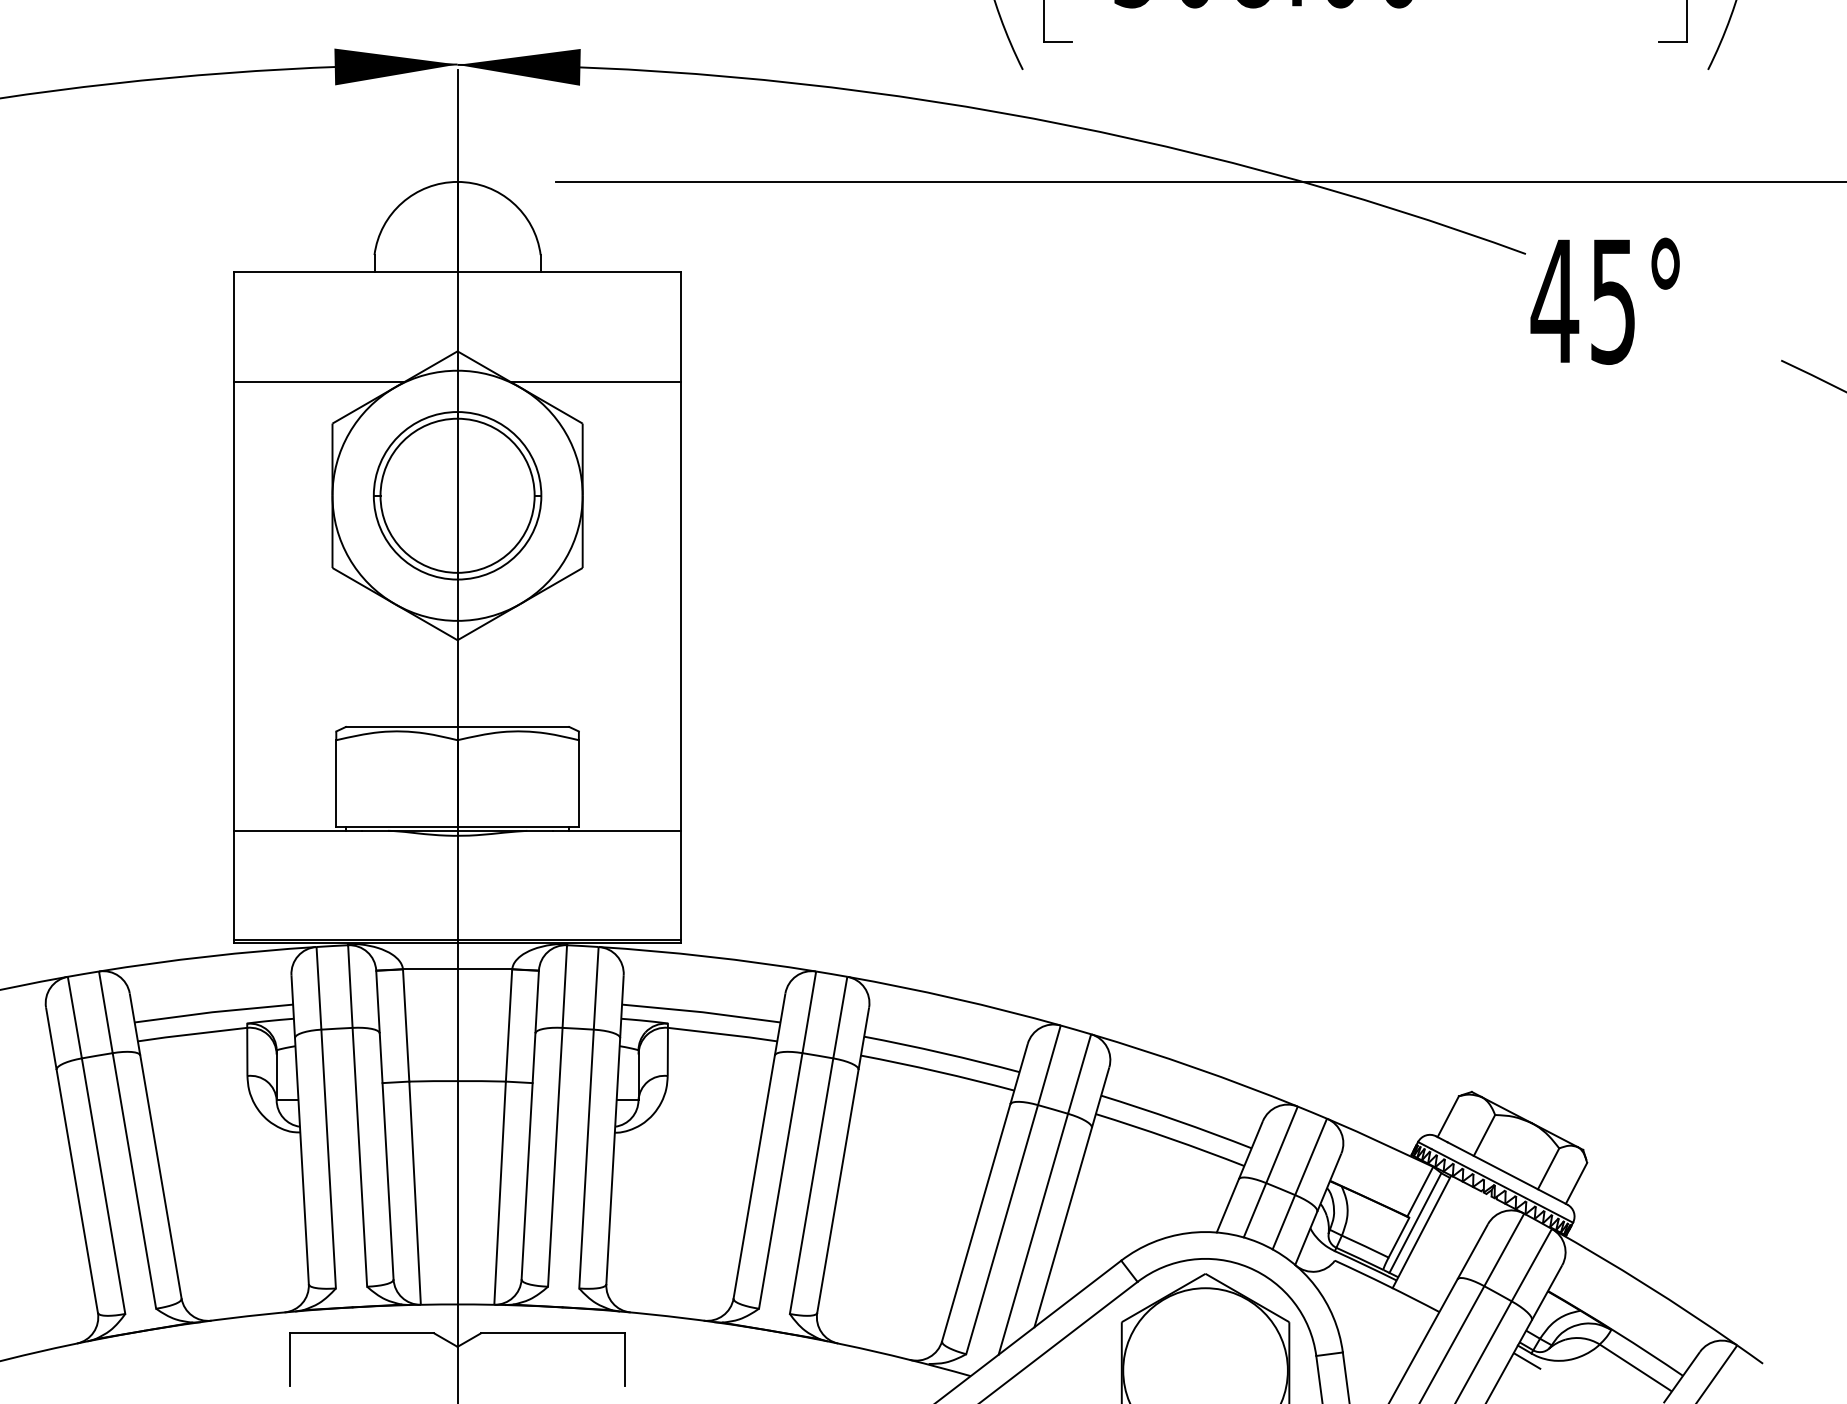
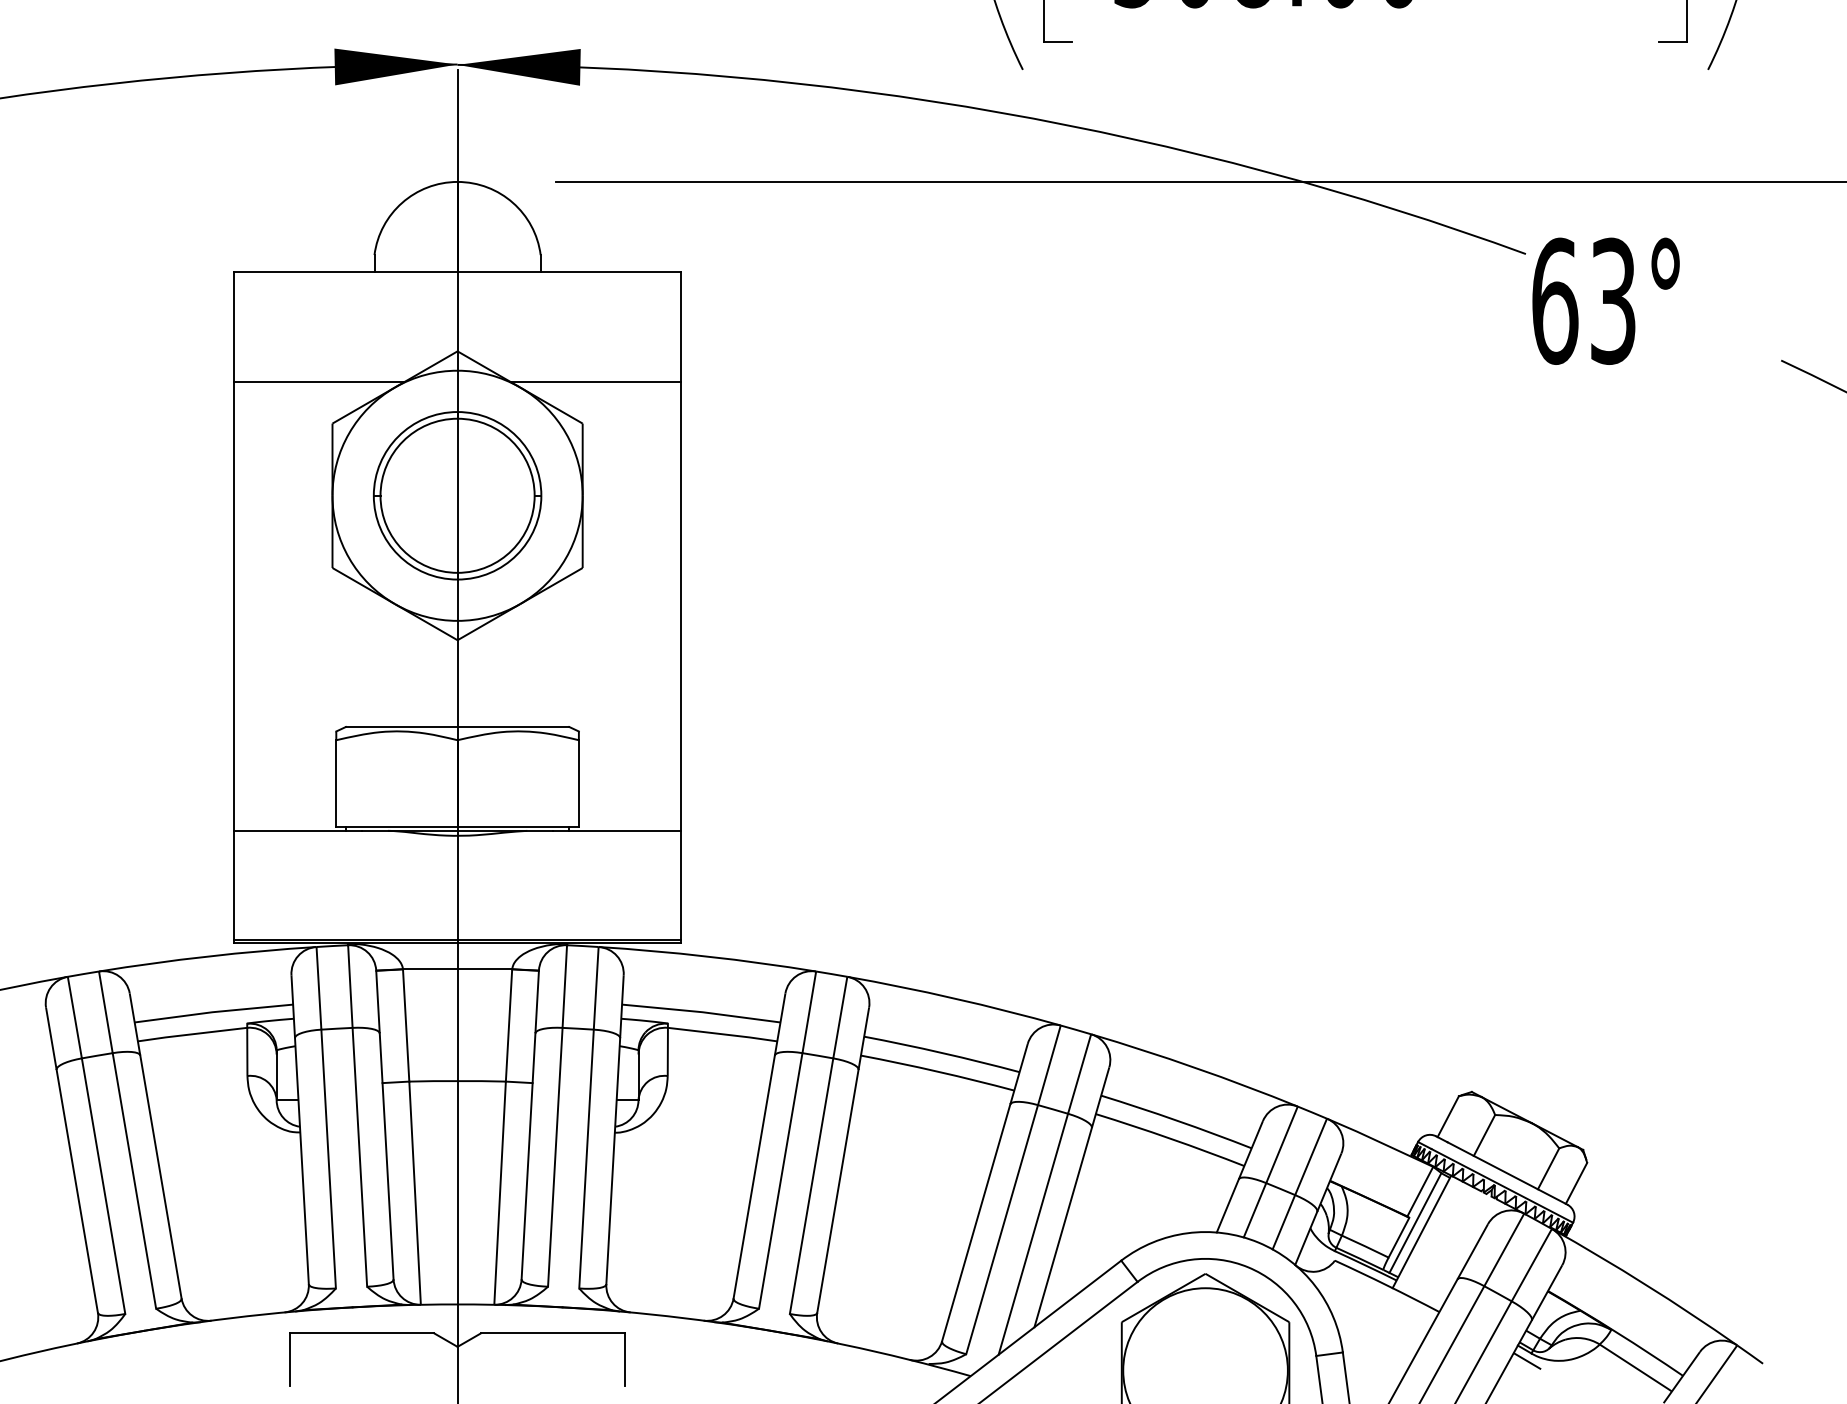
text: 45° -> 63° (1582, 300)
